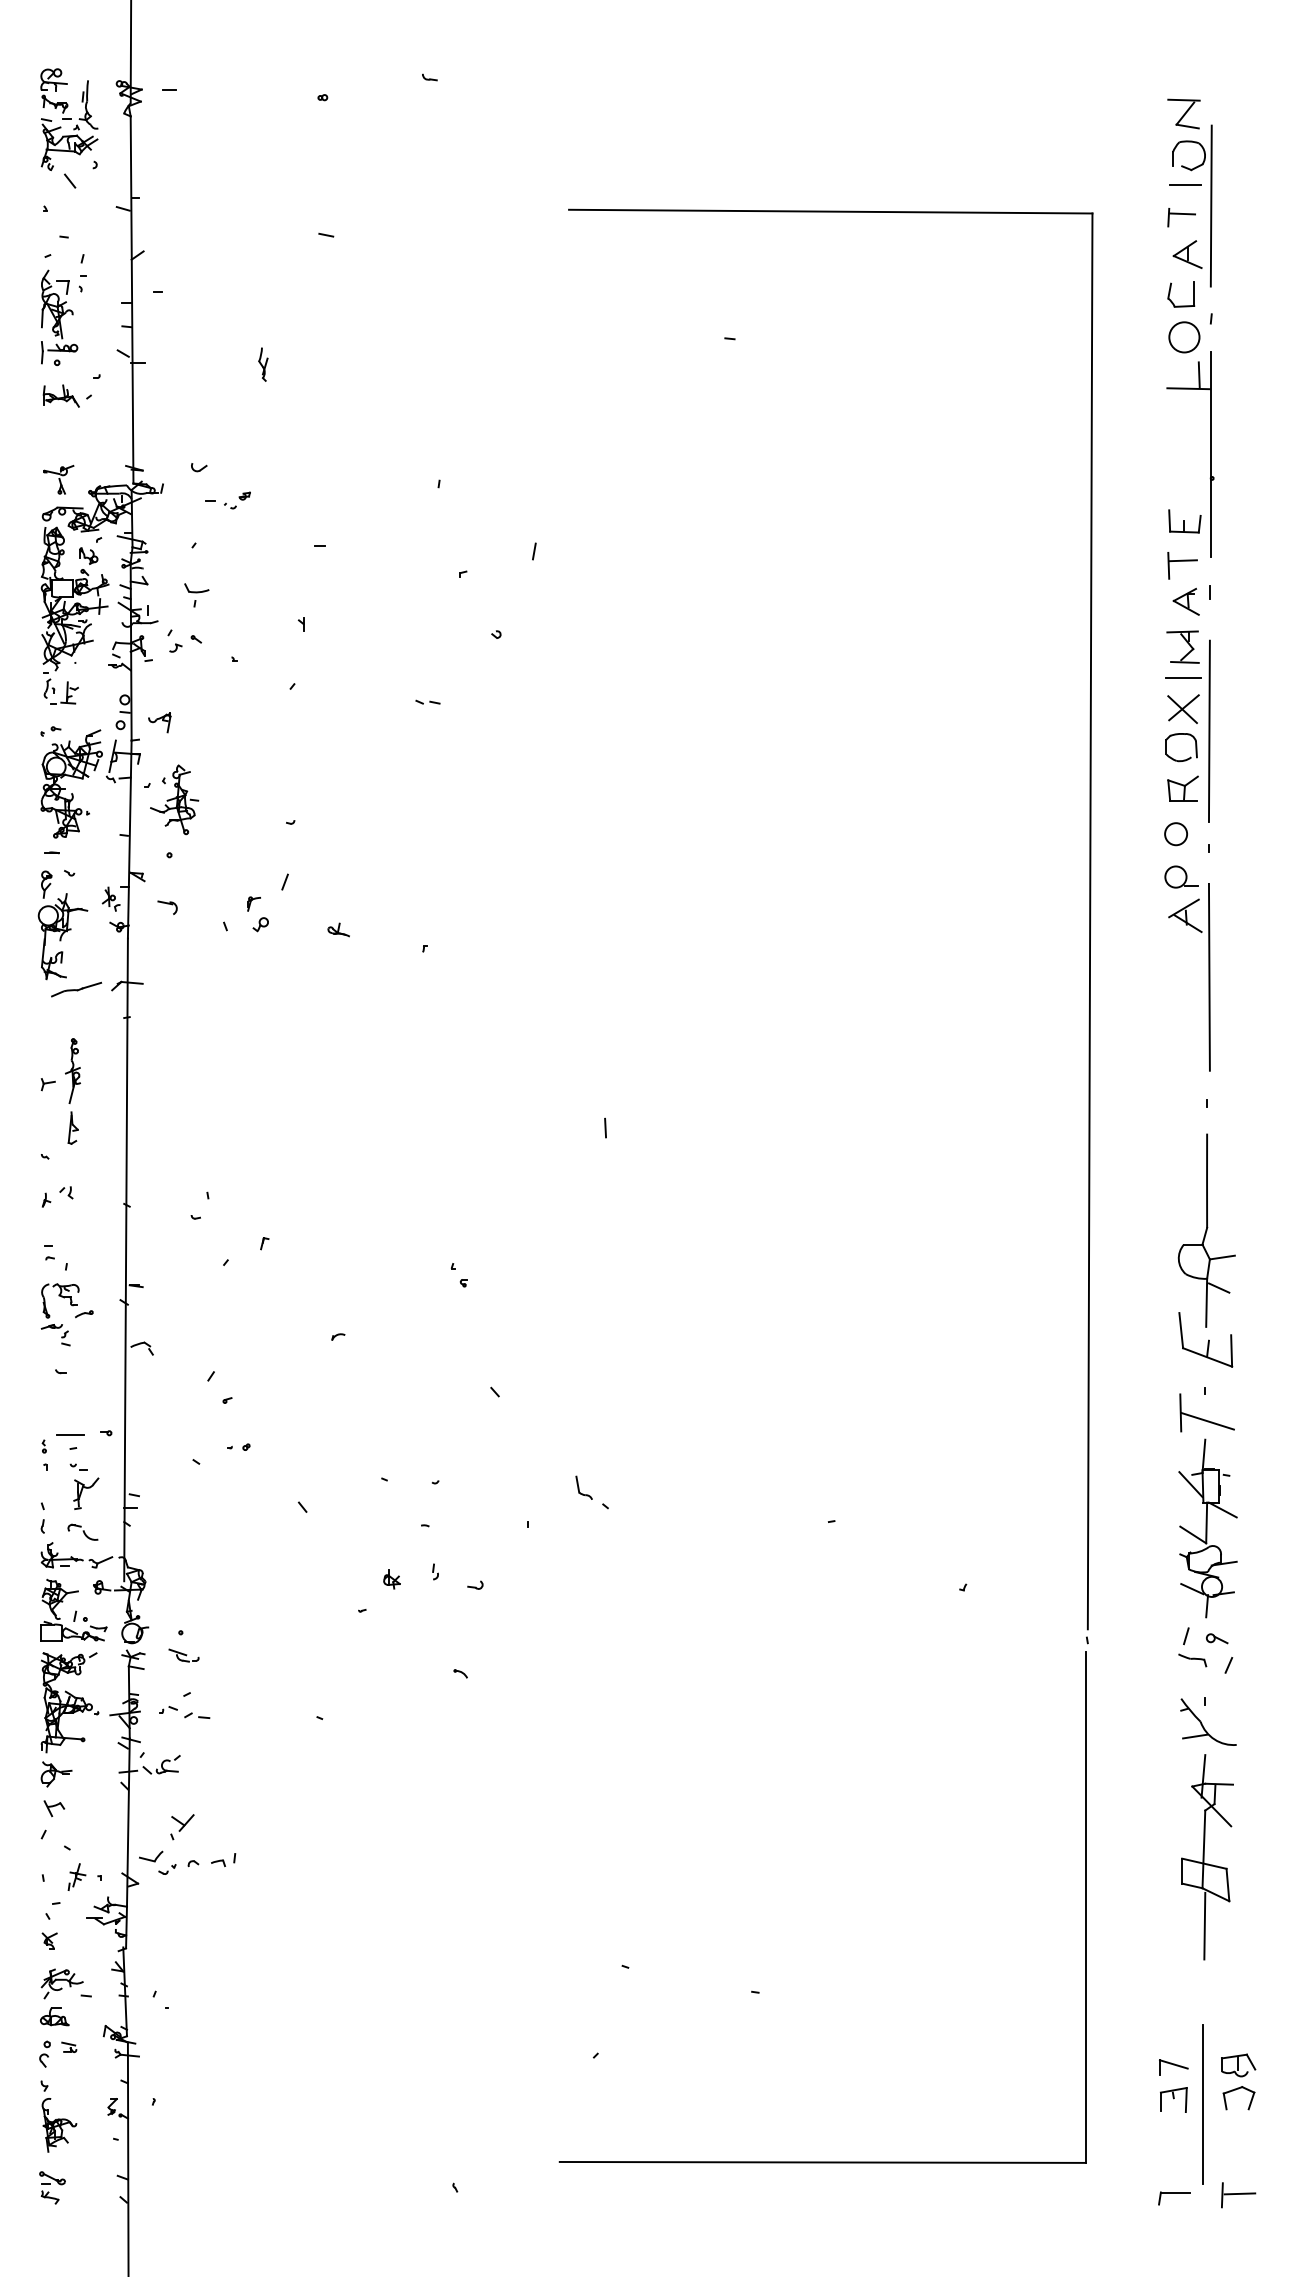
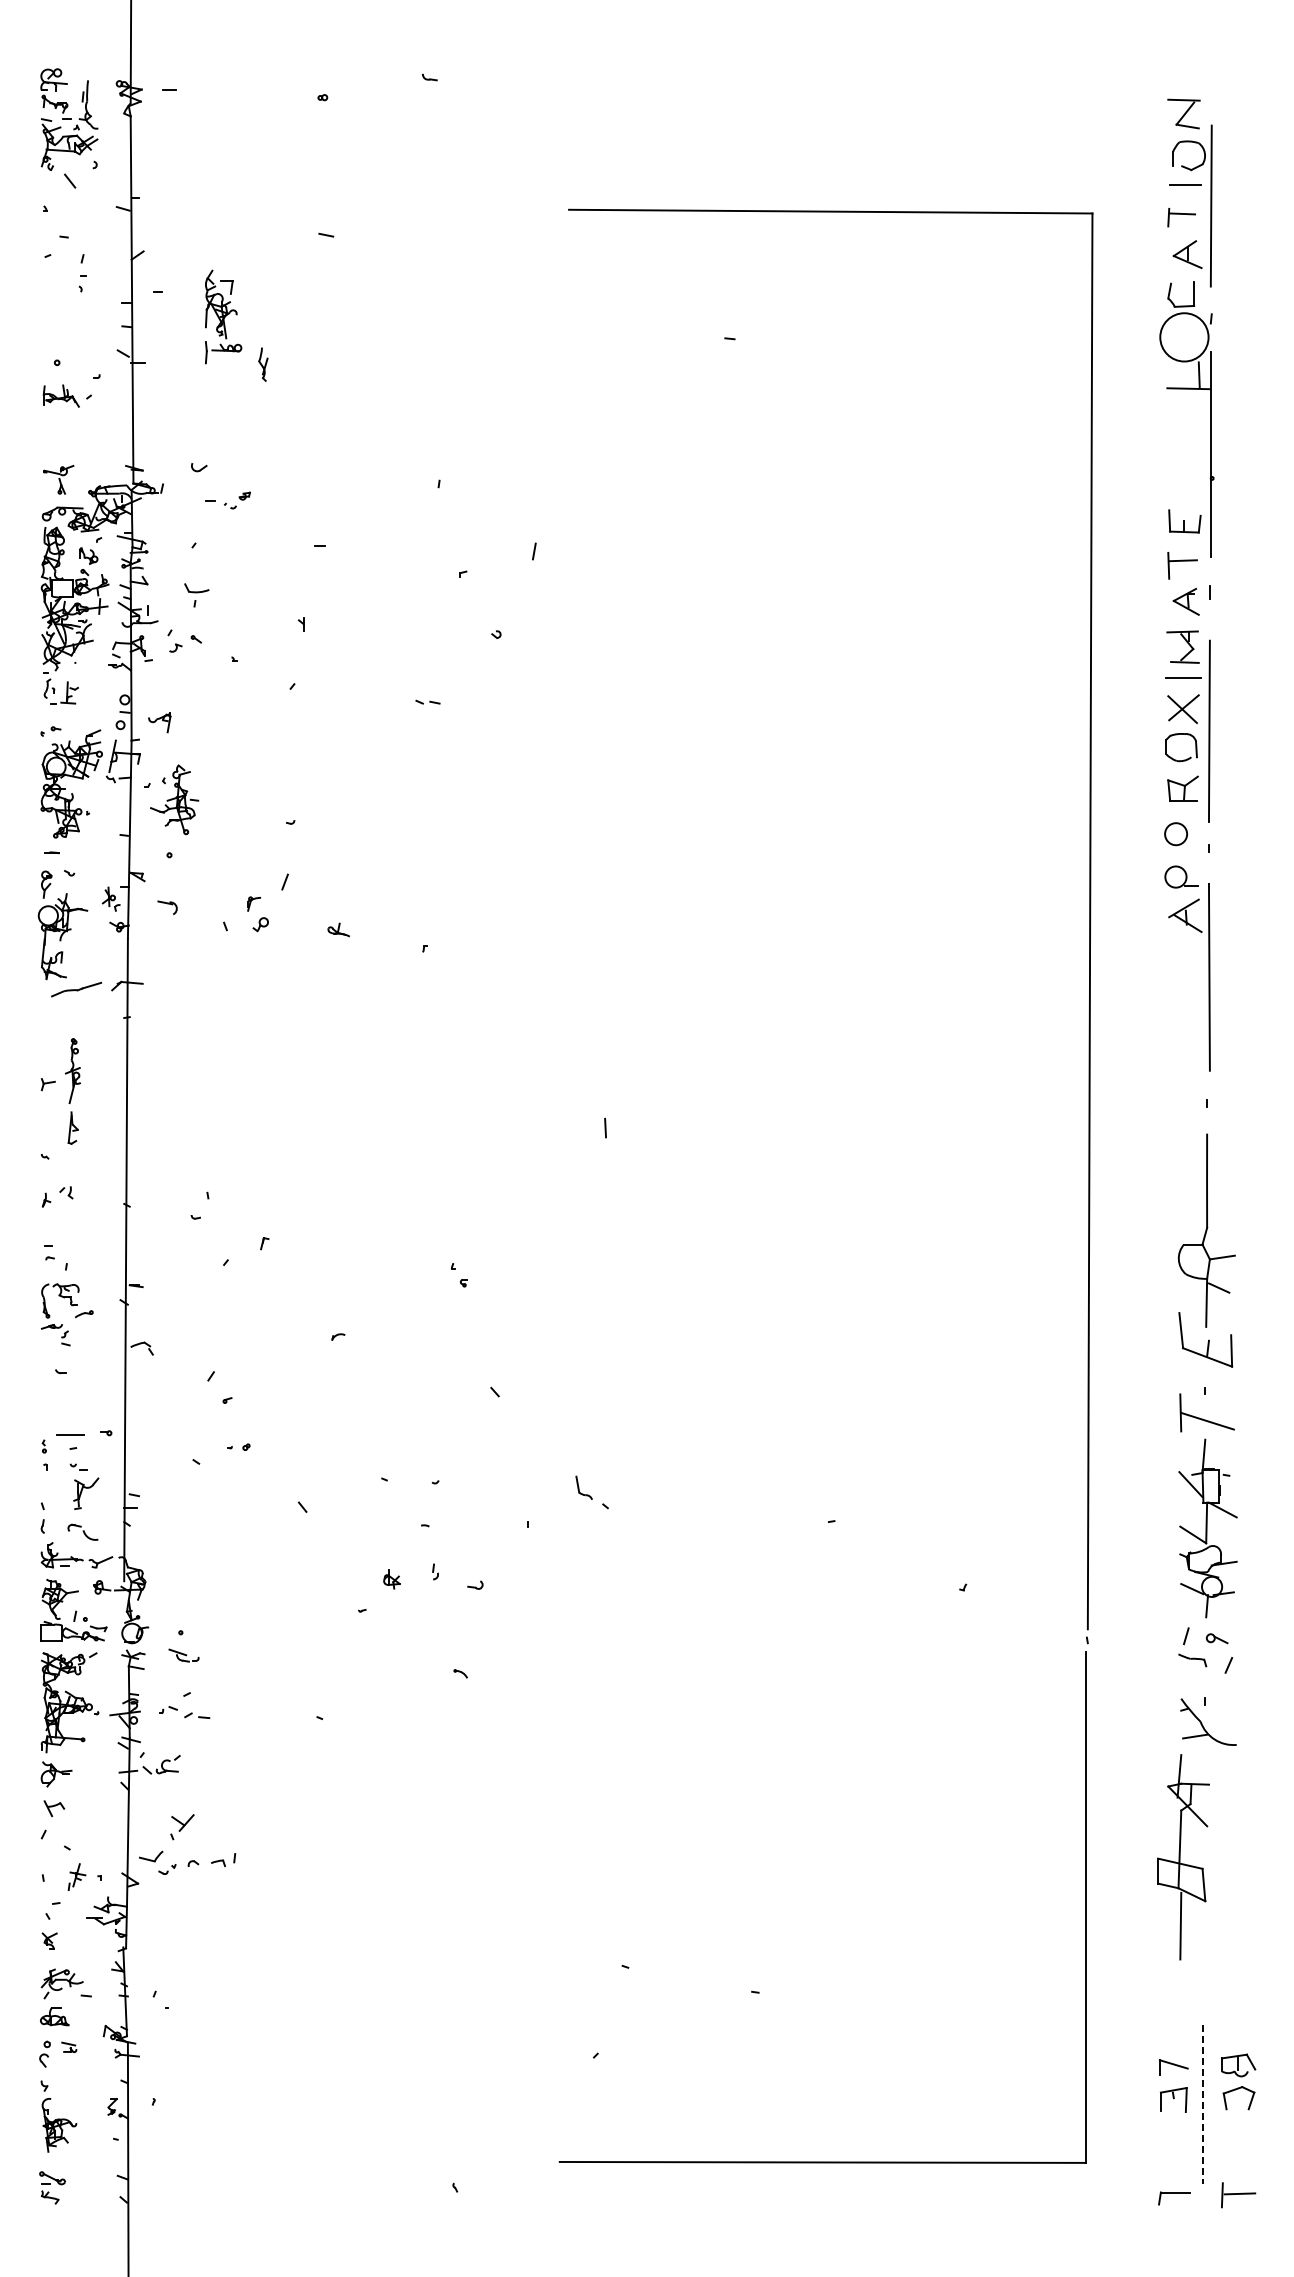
part position: (59, 316) -> (223, 316) (223, 316)
circle diameter: 30 px -> 48 px (1184, 337)
part position: (1207, 1857) -> (1183, 1857) (1183, 1857)
line: solid -> dashed (1203, 2104)
